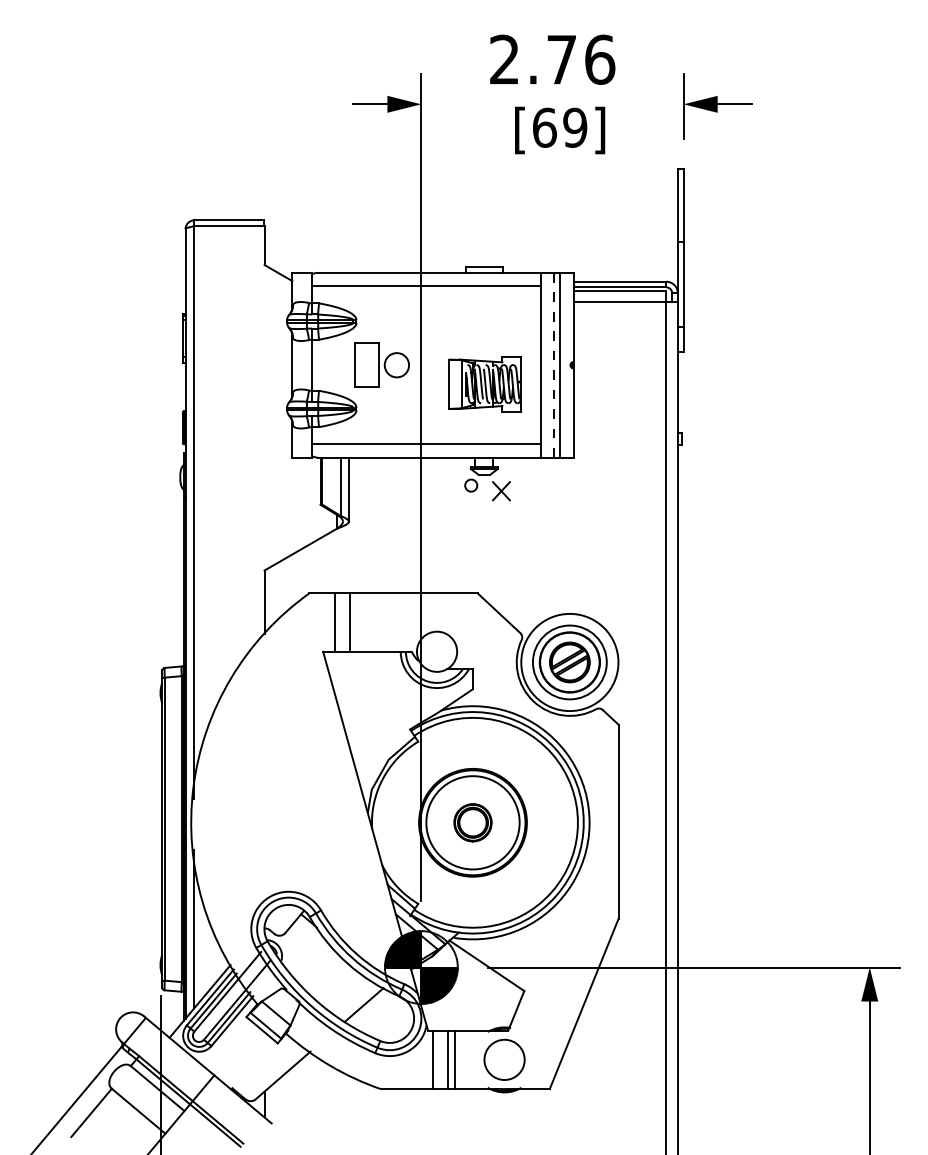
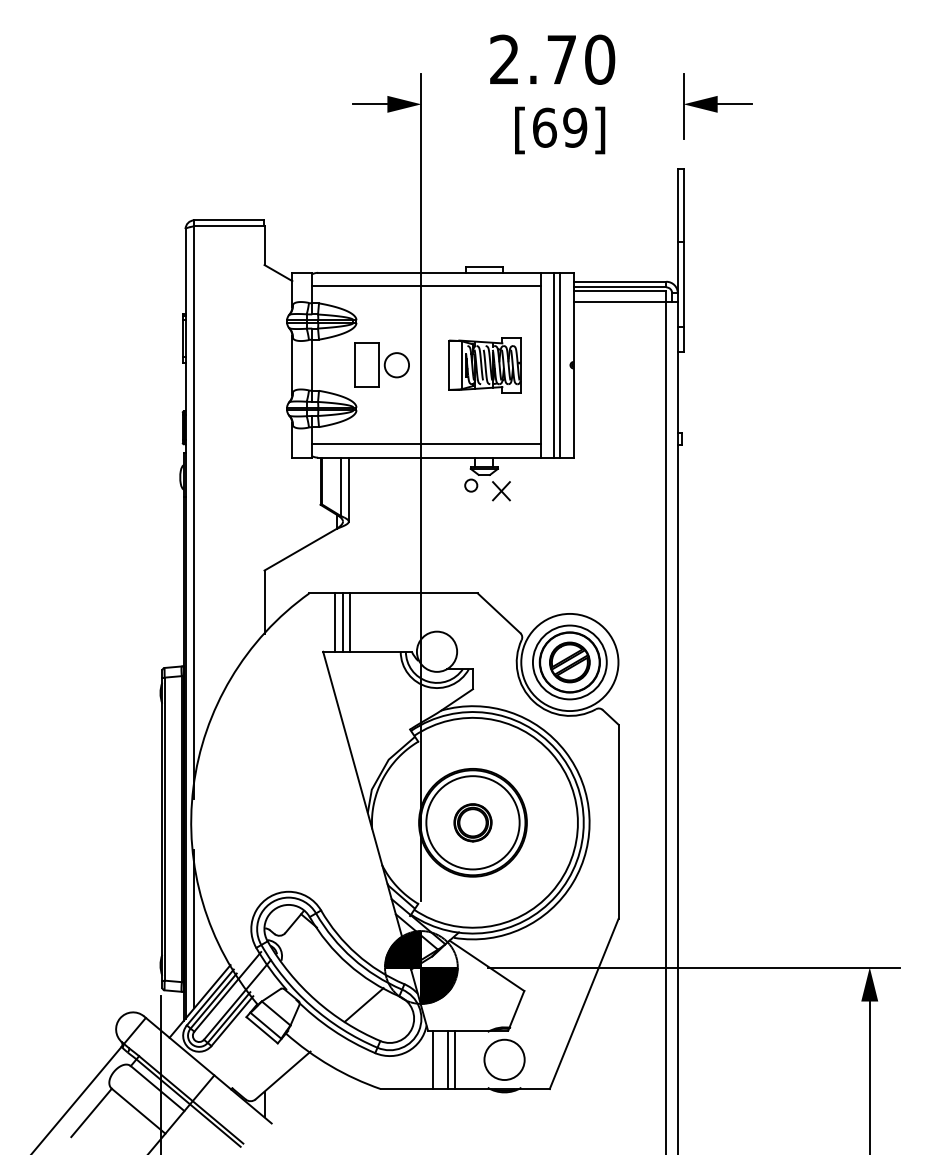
text: 2.76 -> 2.70 (600, 59)
line: dashed -> solid (554, 364)
part position: (484, 384) -> (484, 365) (484, 365)
line: none -> present (342, 622)
